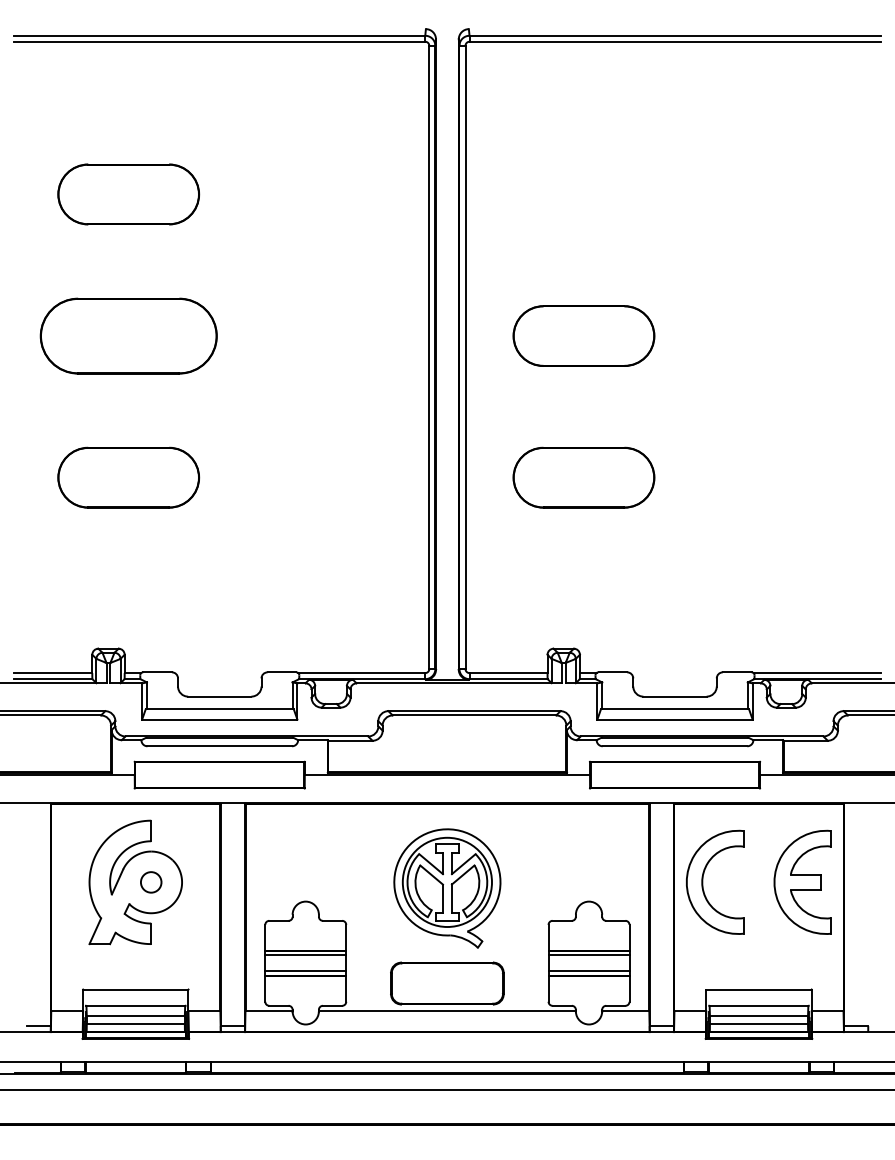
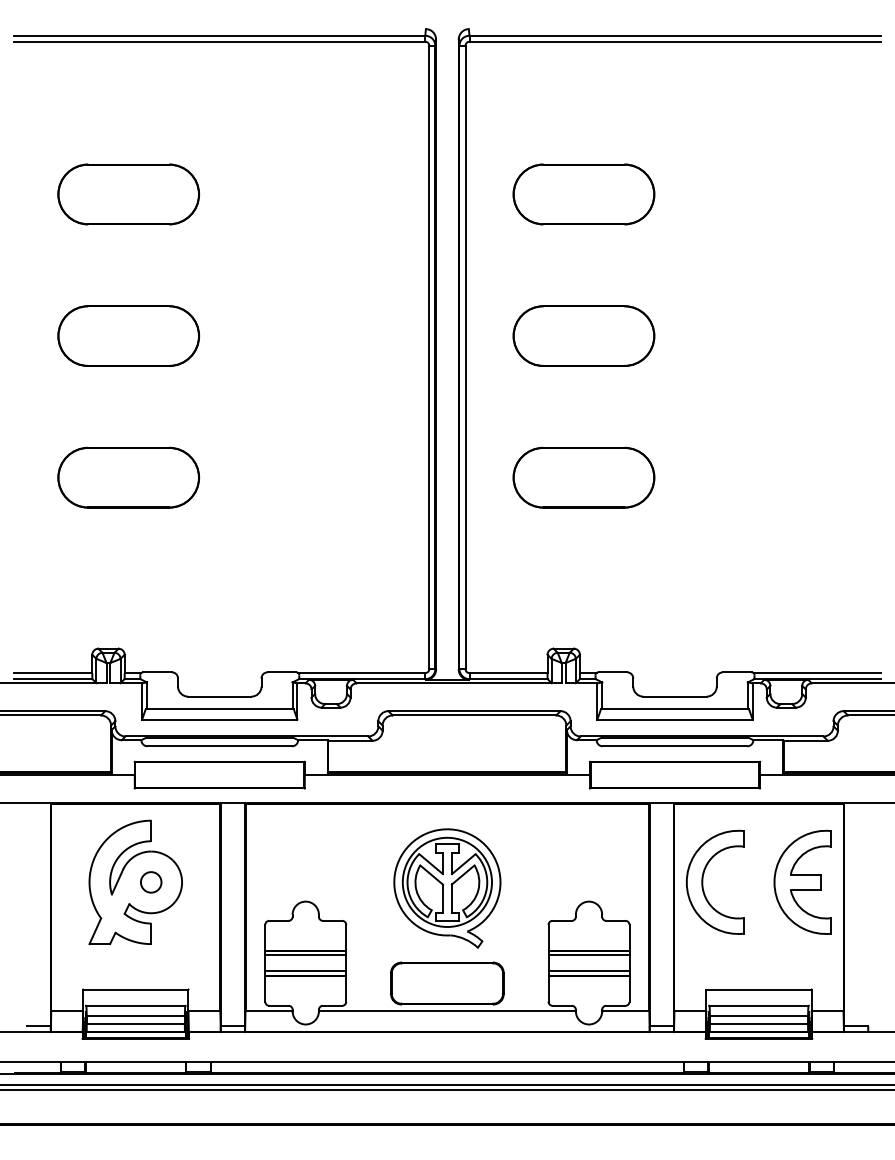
part: none -> present (583, 194)
part size: 179x78 px -> 143x62 px (128, 335)
line: none -> present (446, 1084)
